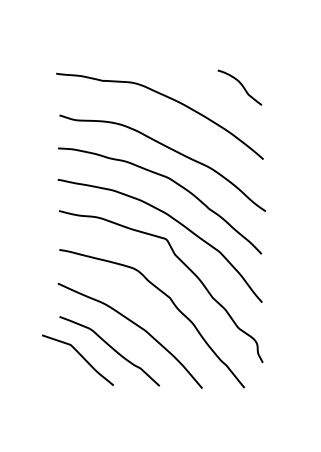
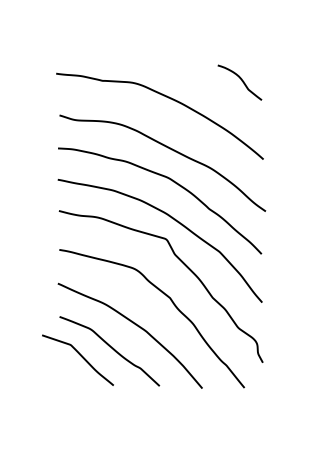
curve position: (241, 86) -> (241, 81) (241, 81)
